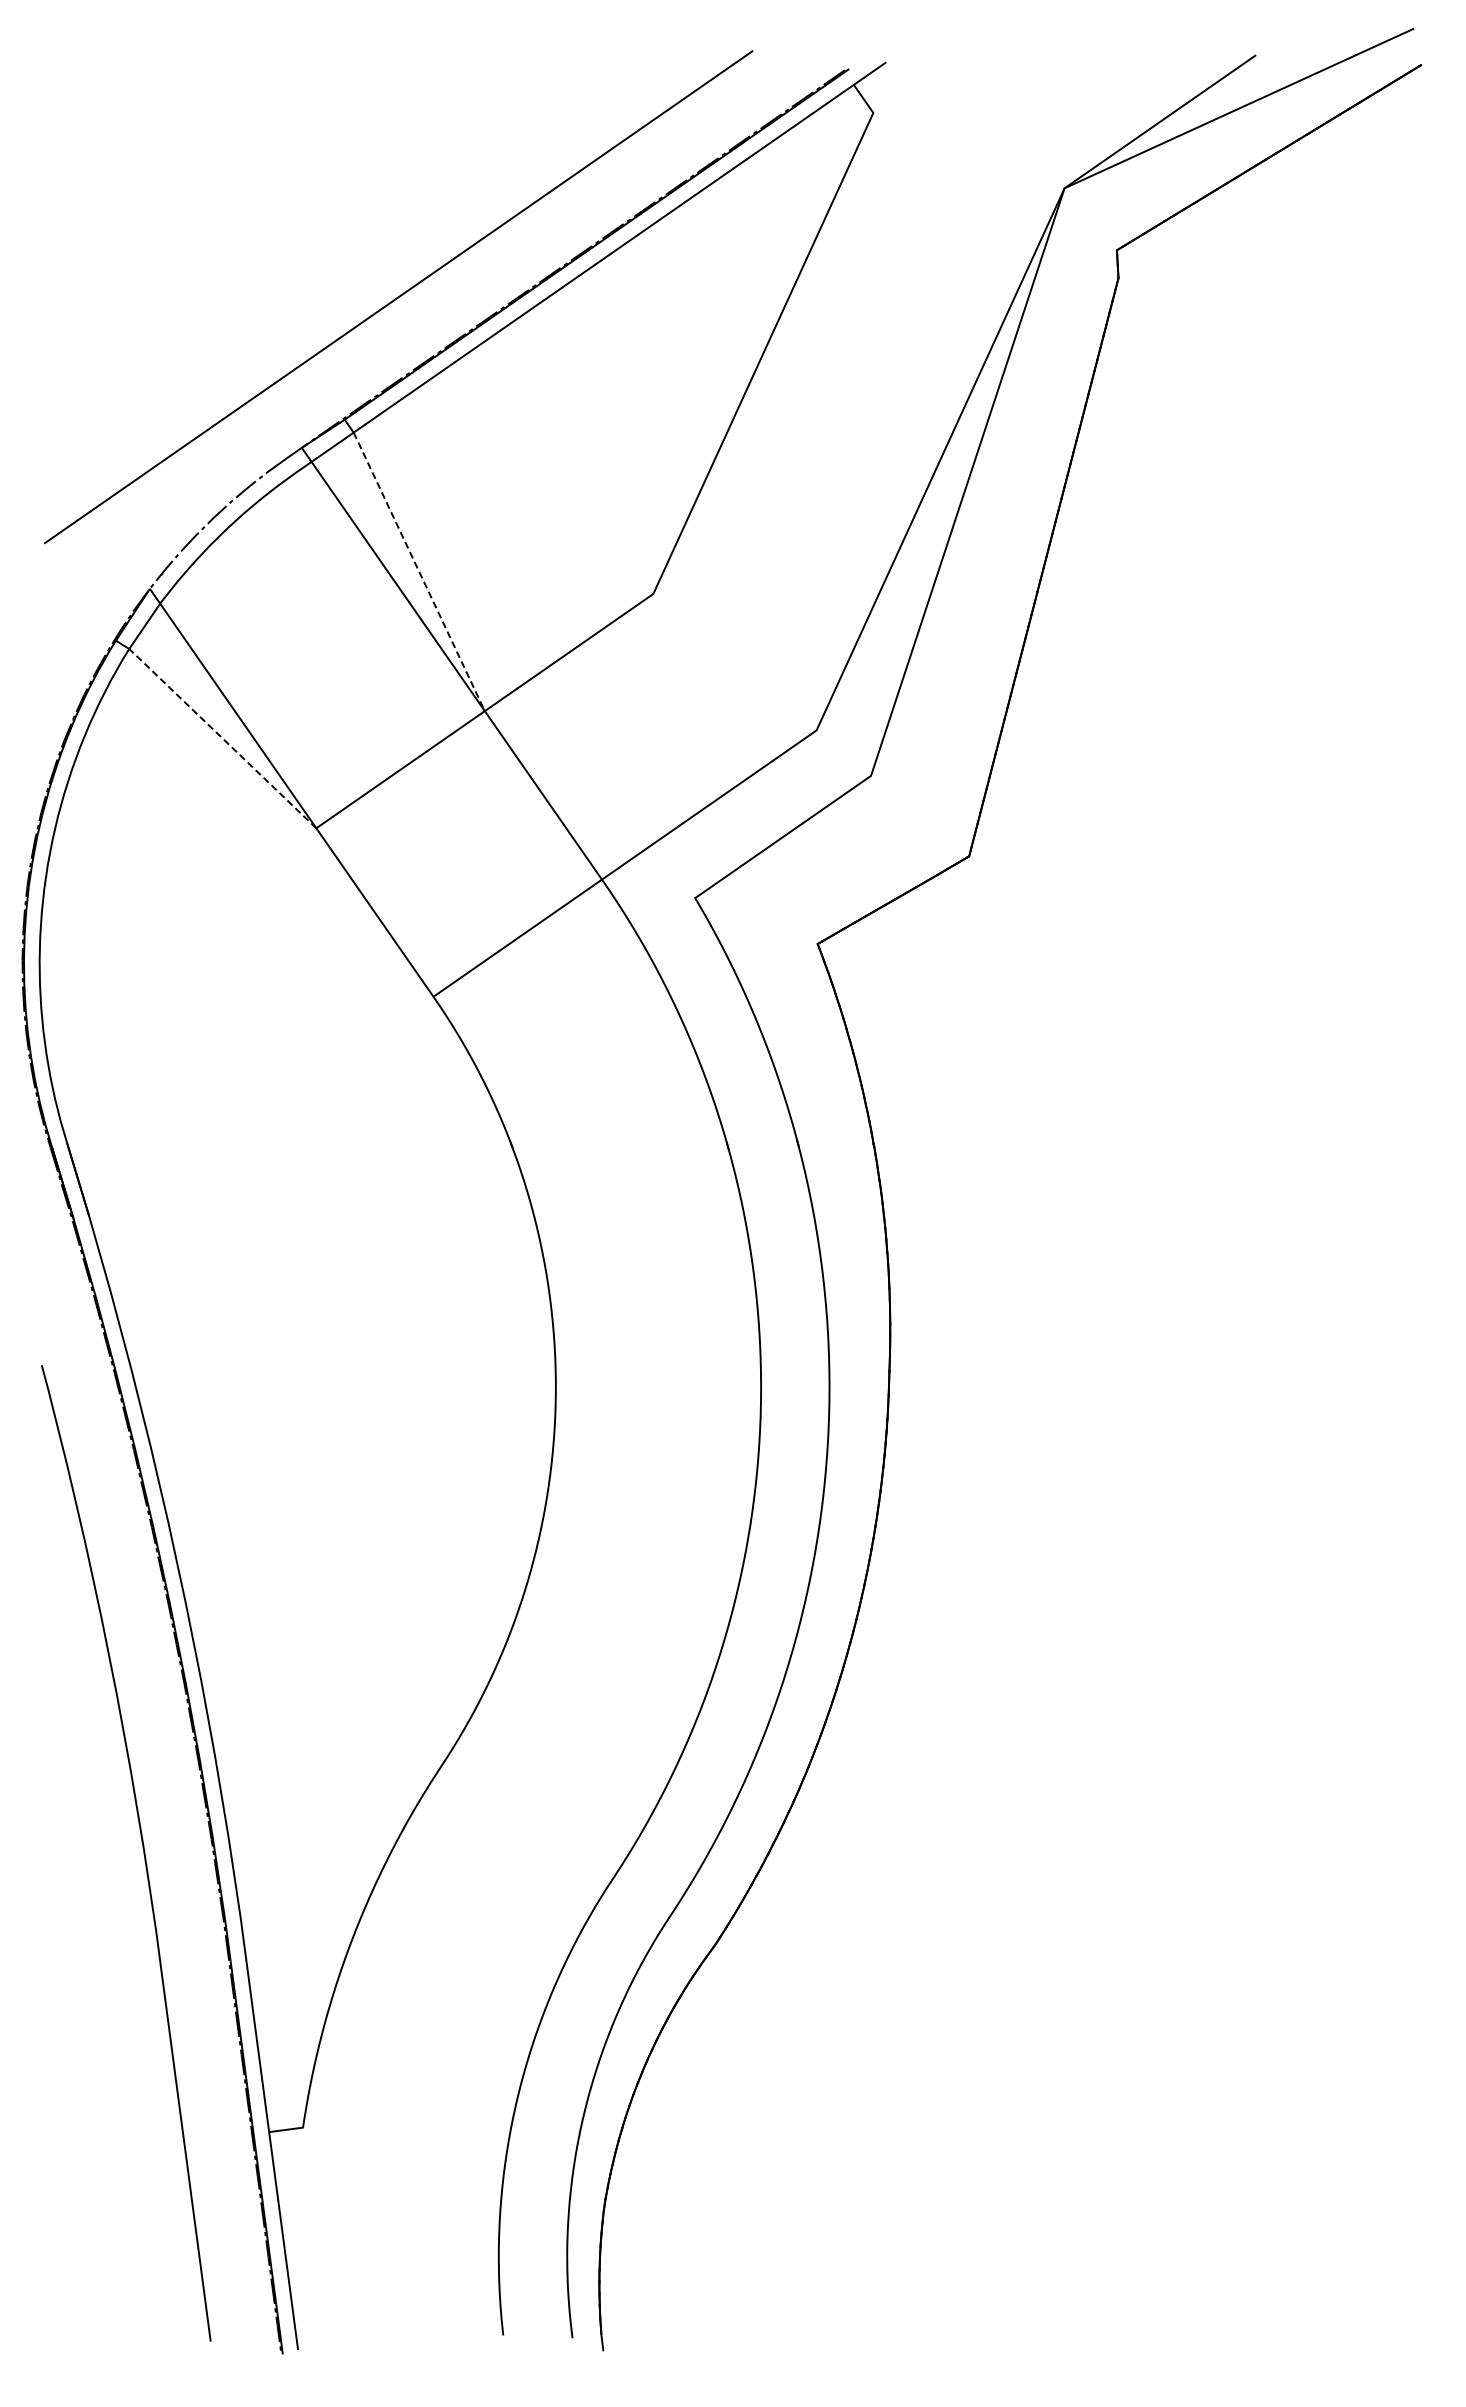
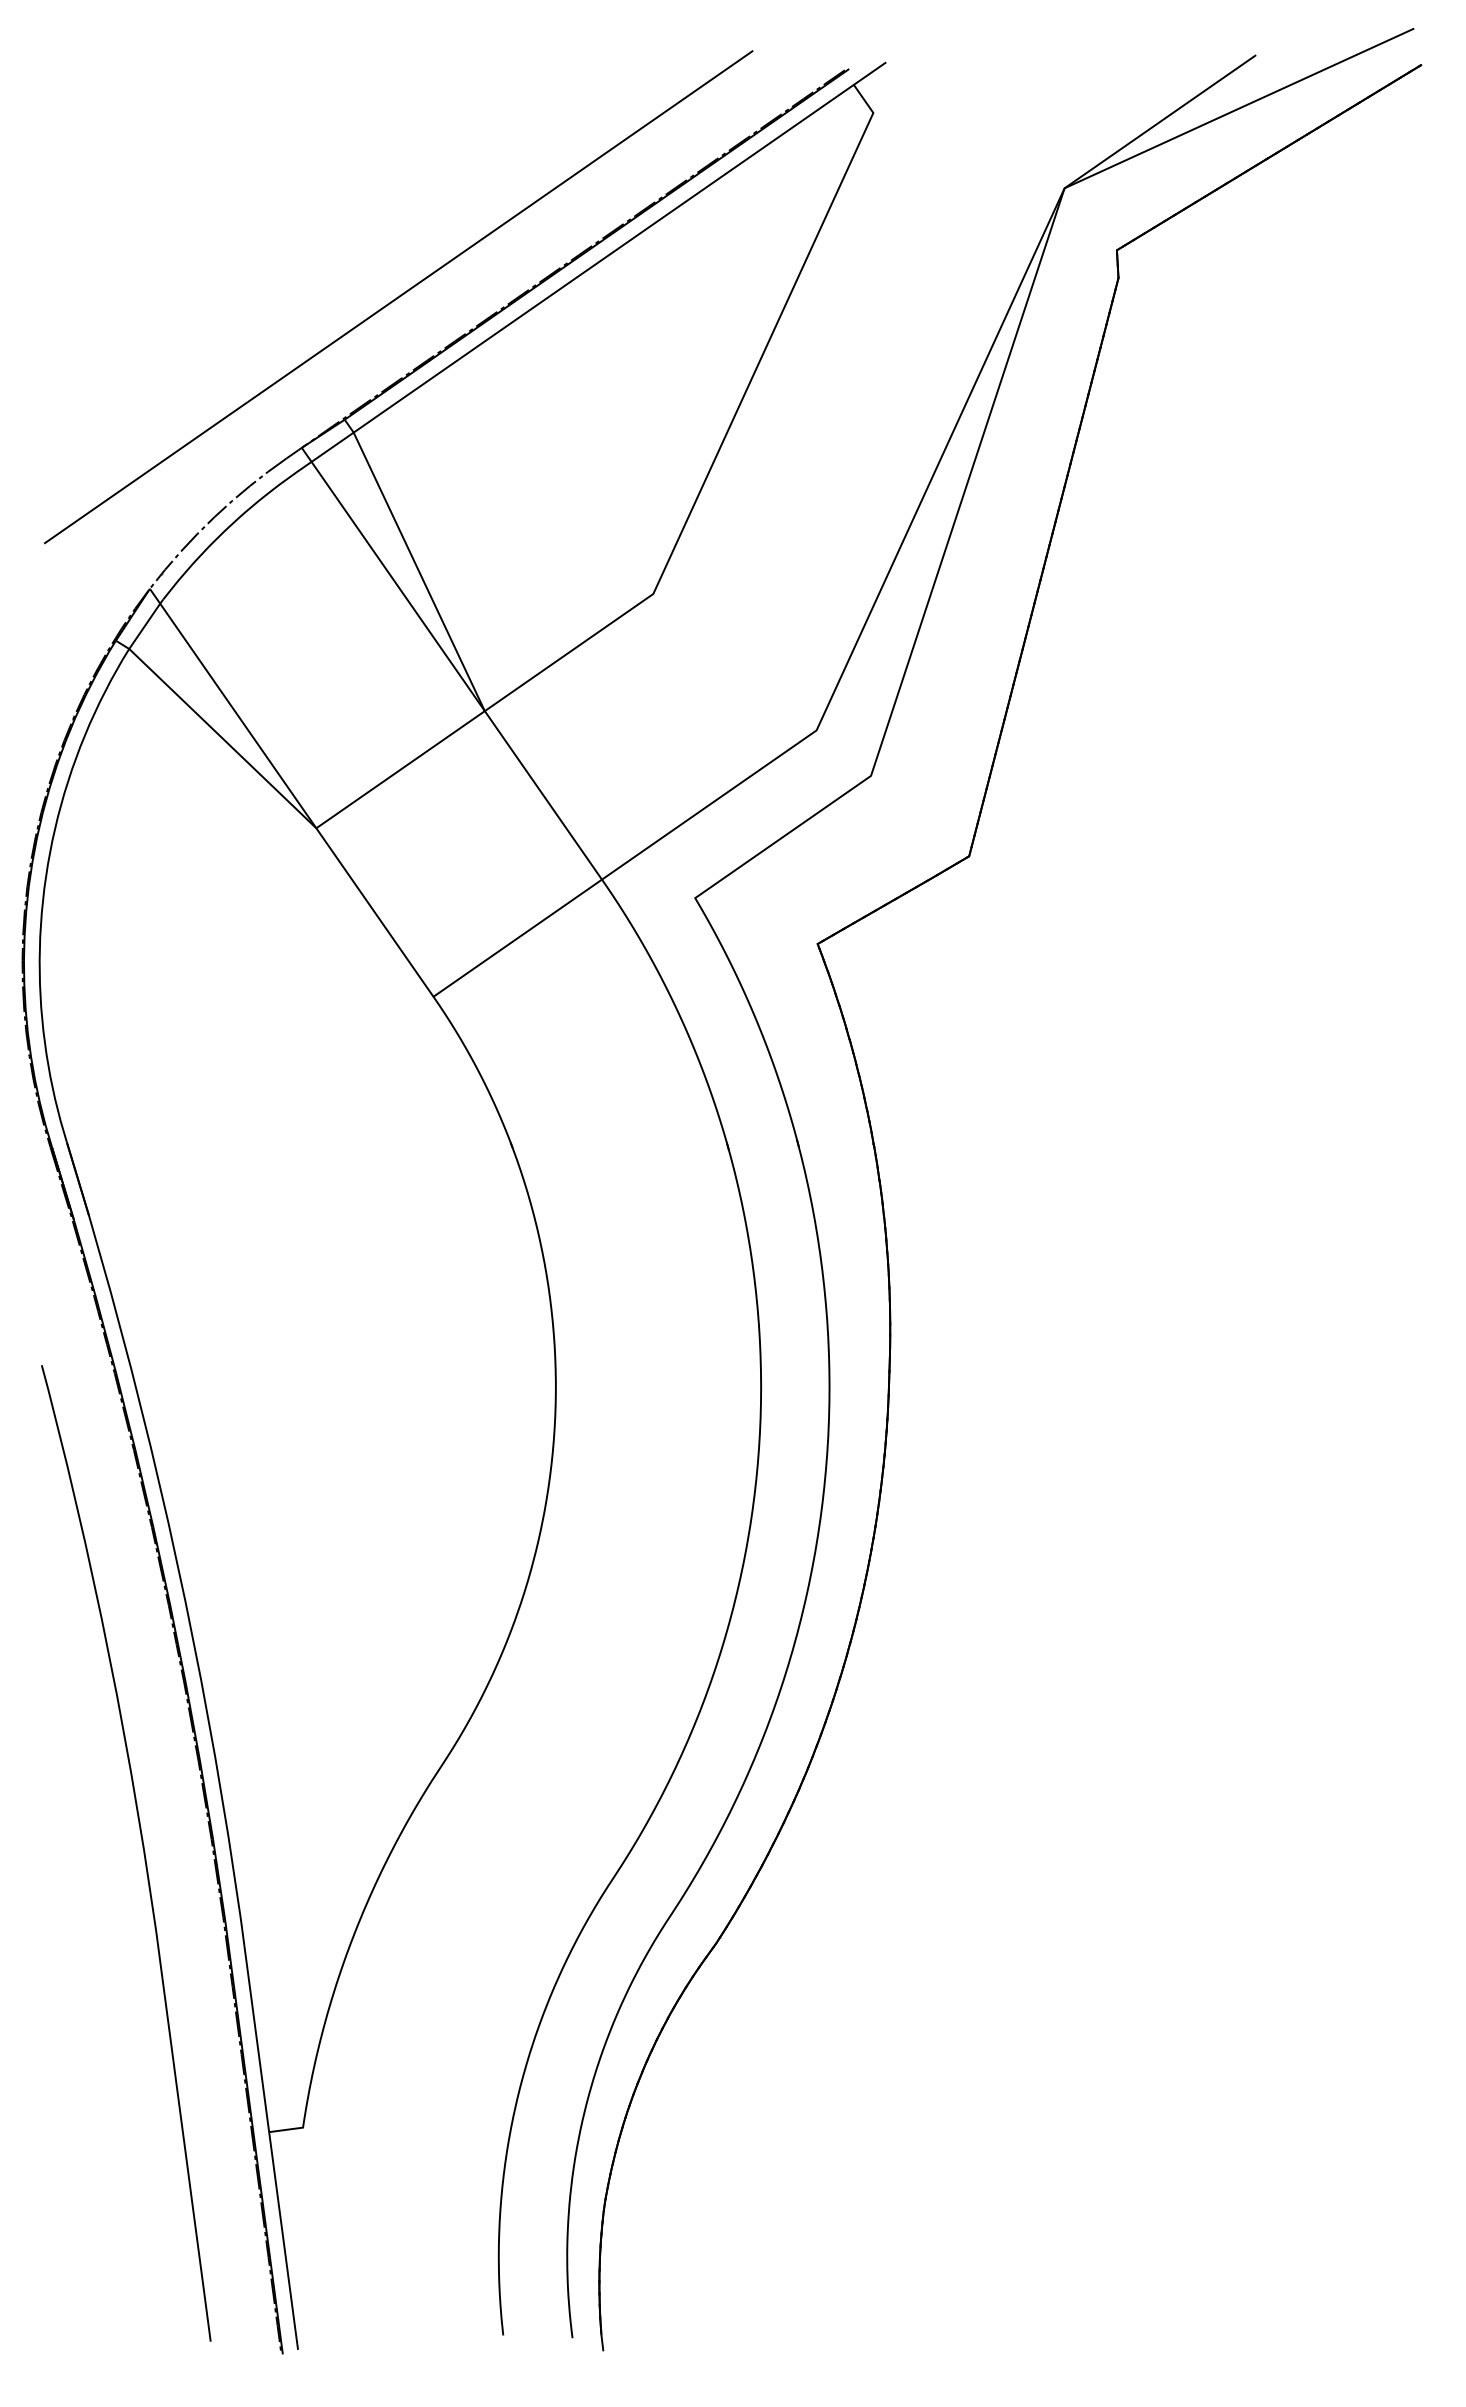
line: dashed -> solid (419, 571)
line: dashed -> solid (222, 738)
